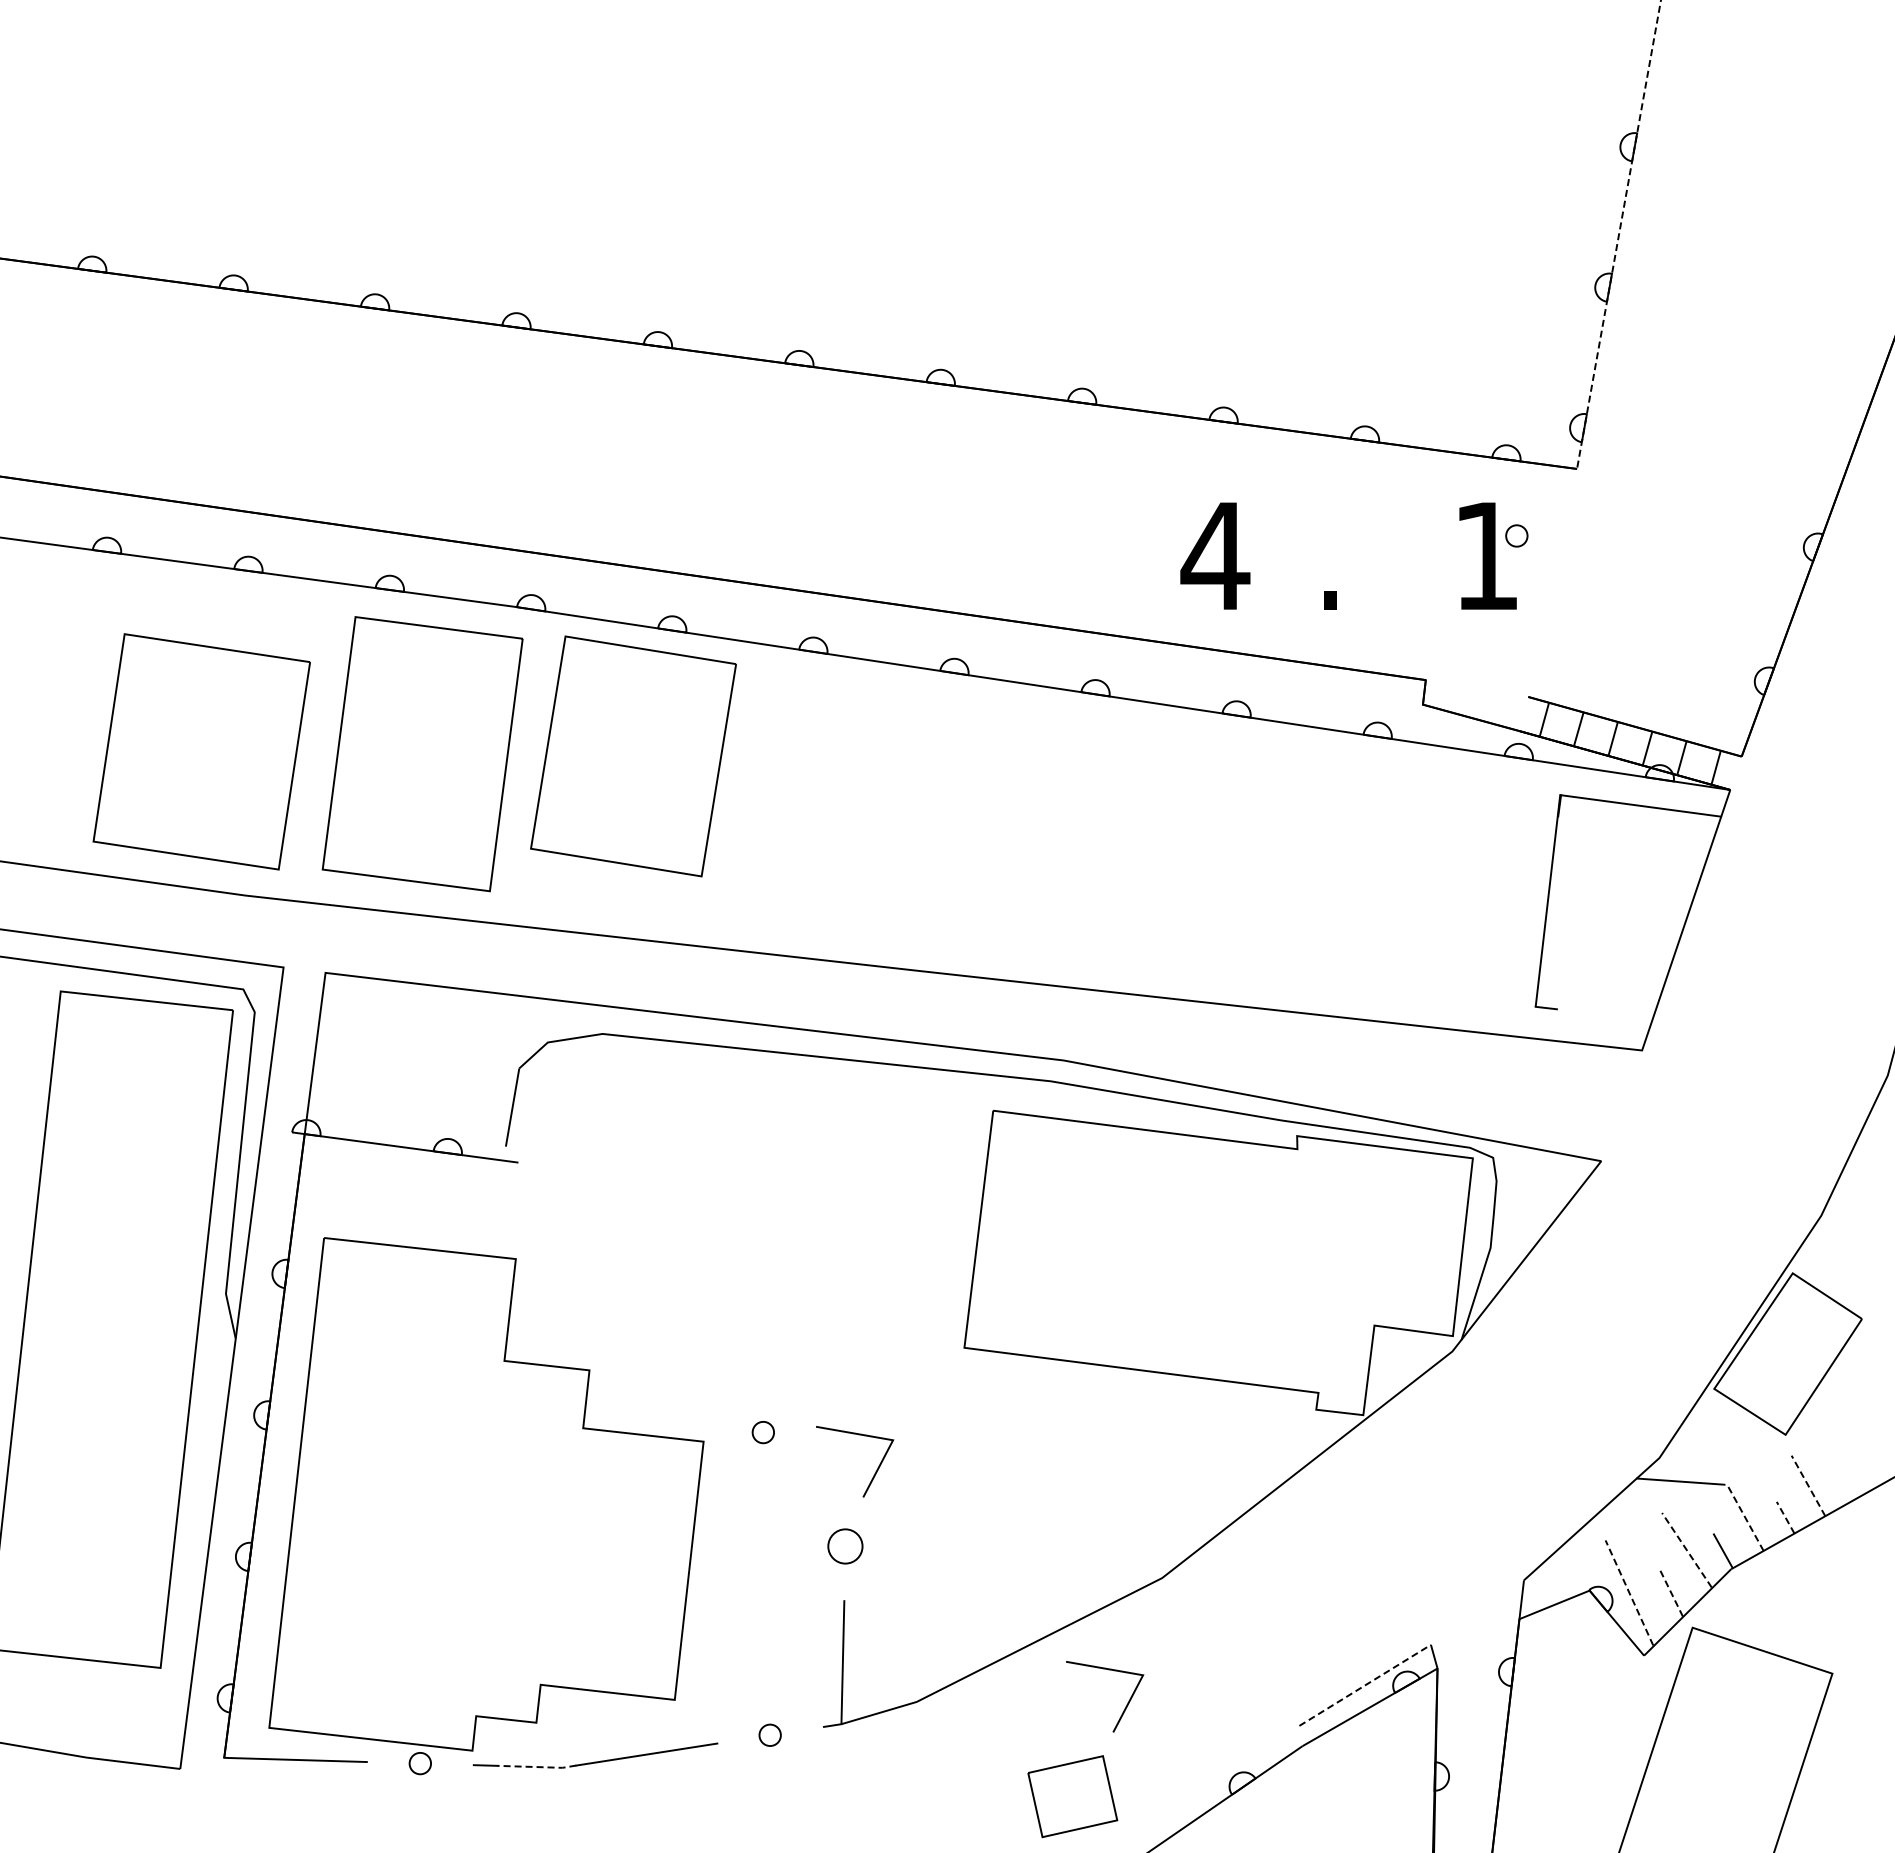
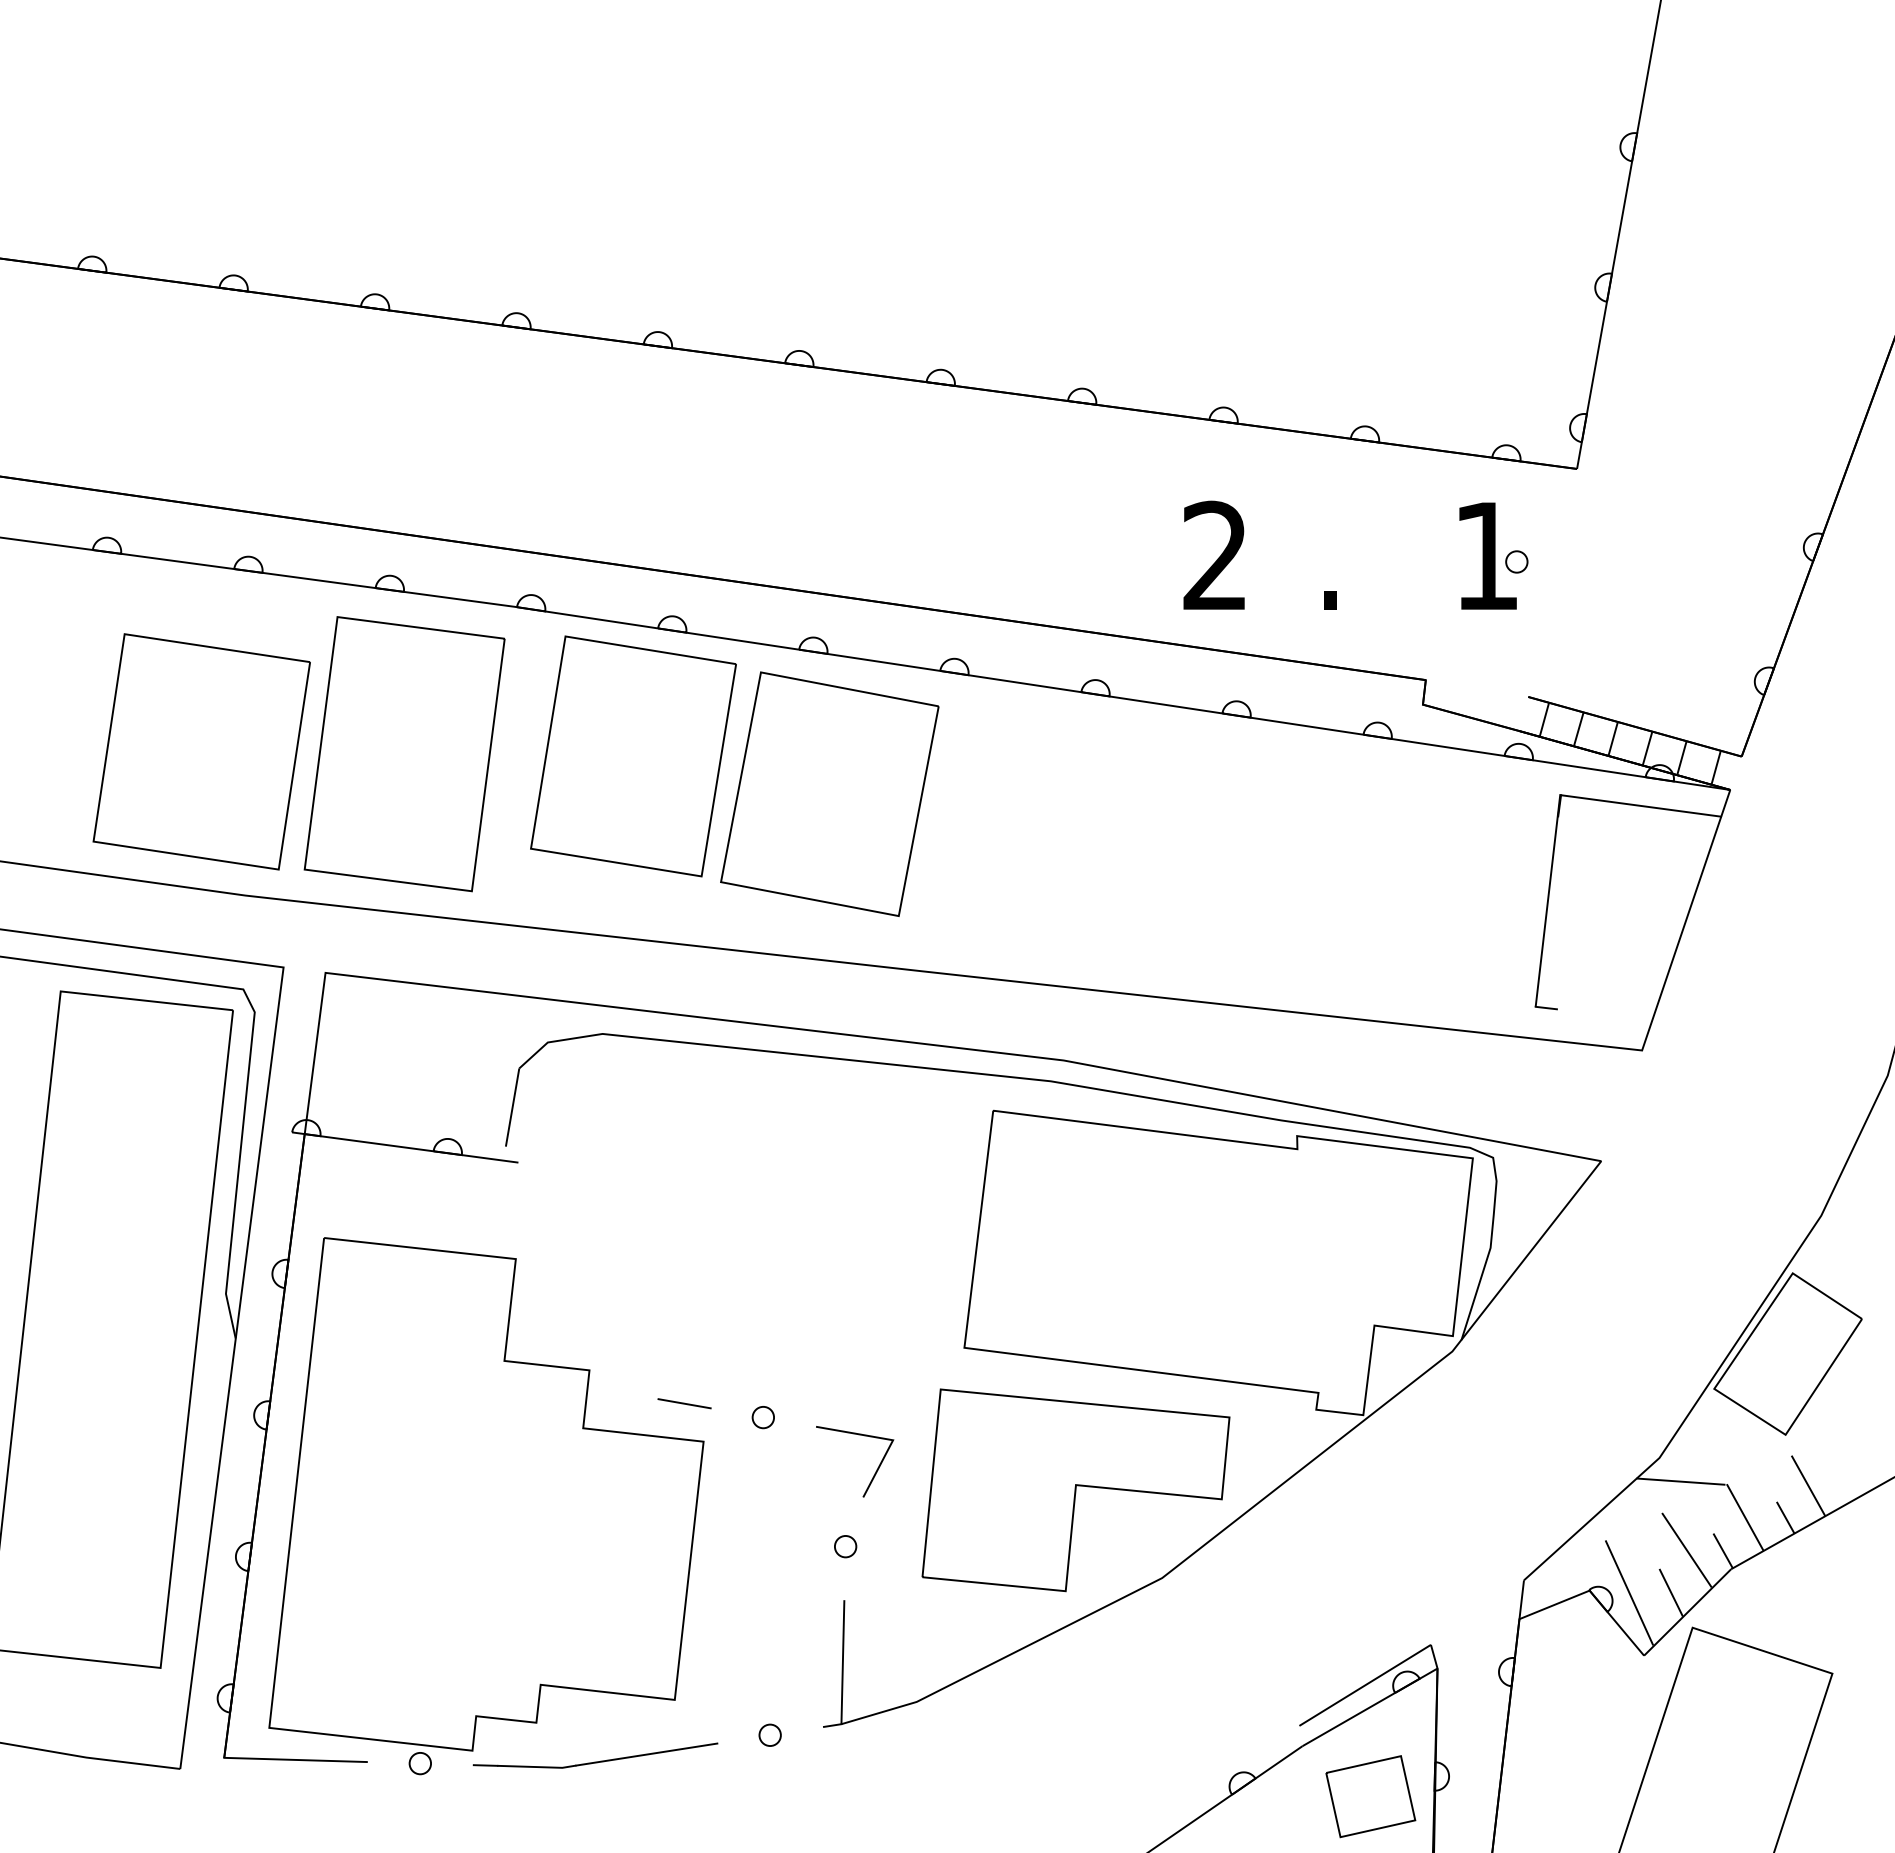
line: dashed -> solid (1618, 234)
circle position: (1516, 535) -> (1516, 561) (1516, 561)
text: 4 -> 2 (1215, 554)
part position: (422, 754) -> (404, 754) (404, 754)
part: none -> present (829, 793)
line: none -> present (684, 1403)
circle position: (762, 1432) -> (762, 1417) (762, 1417)
line: dashed -> solid (1808, 1485)
part: none -> present (1075, 1490)
line: dashed -> solid (1745, 1517)
line: dashed -> solid (1785, 1517)
circle size: 37x37 px -> 24x24 px (845, 1546)
line: dashed -> solid (1686, 1550)
line: dashed -> solid (1629, 1592)
line: dashed -> solid (1671, 1592)
line: dashed -> solid (1365, 1685)
line: present -> none (1125, 1706)
line: dashed -> solid (537, 1767)
part position: (1072, 1796) -> (1370, 1796) (1370, 1796)
